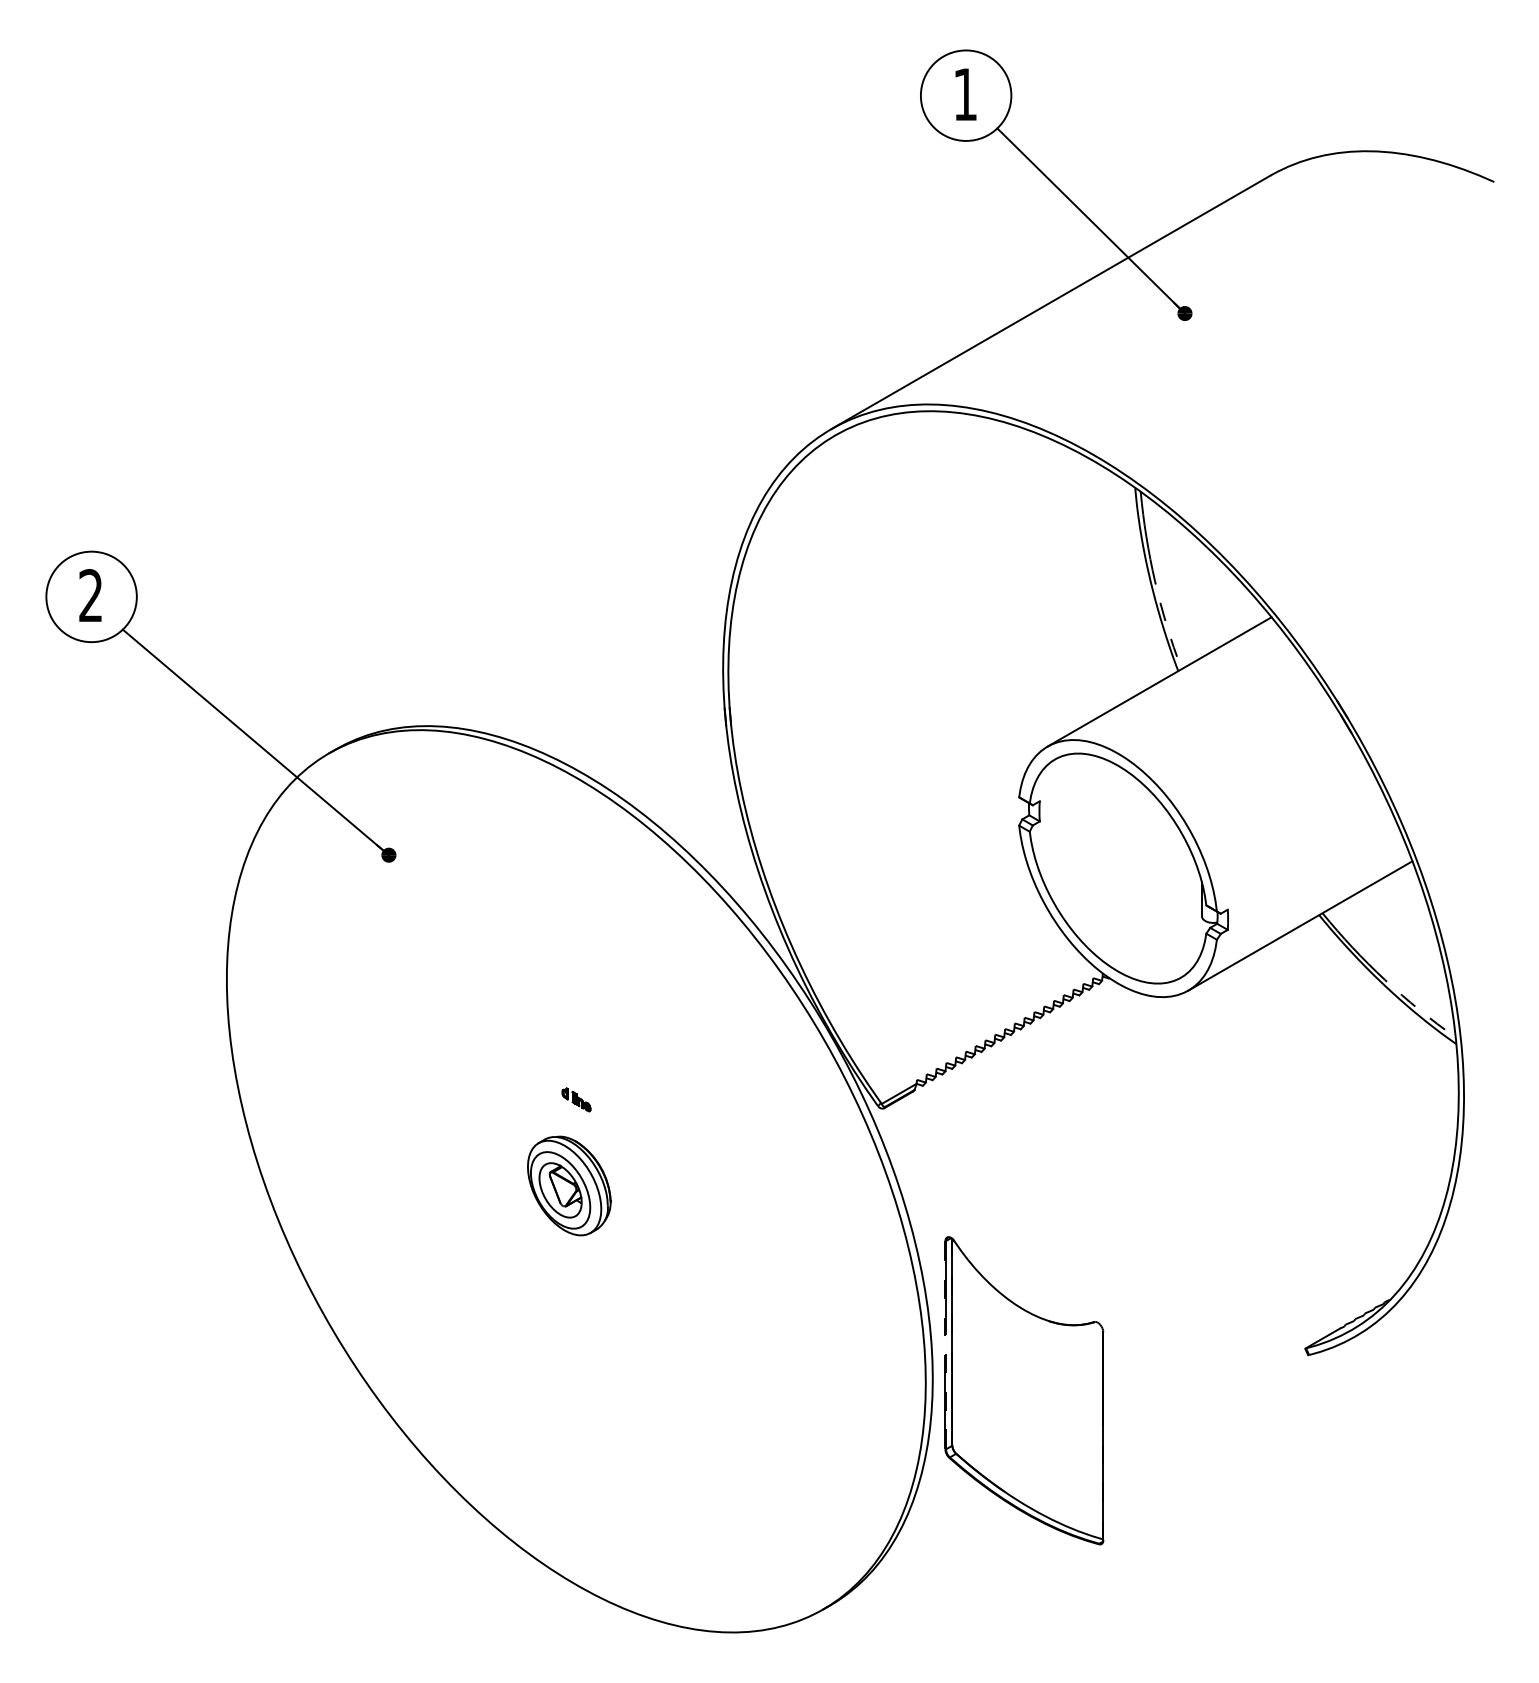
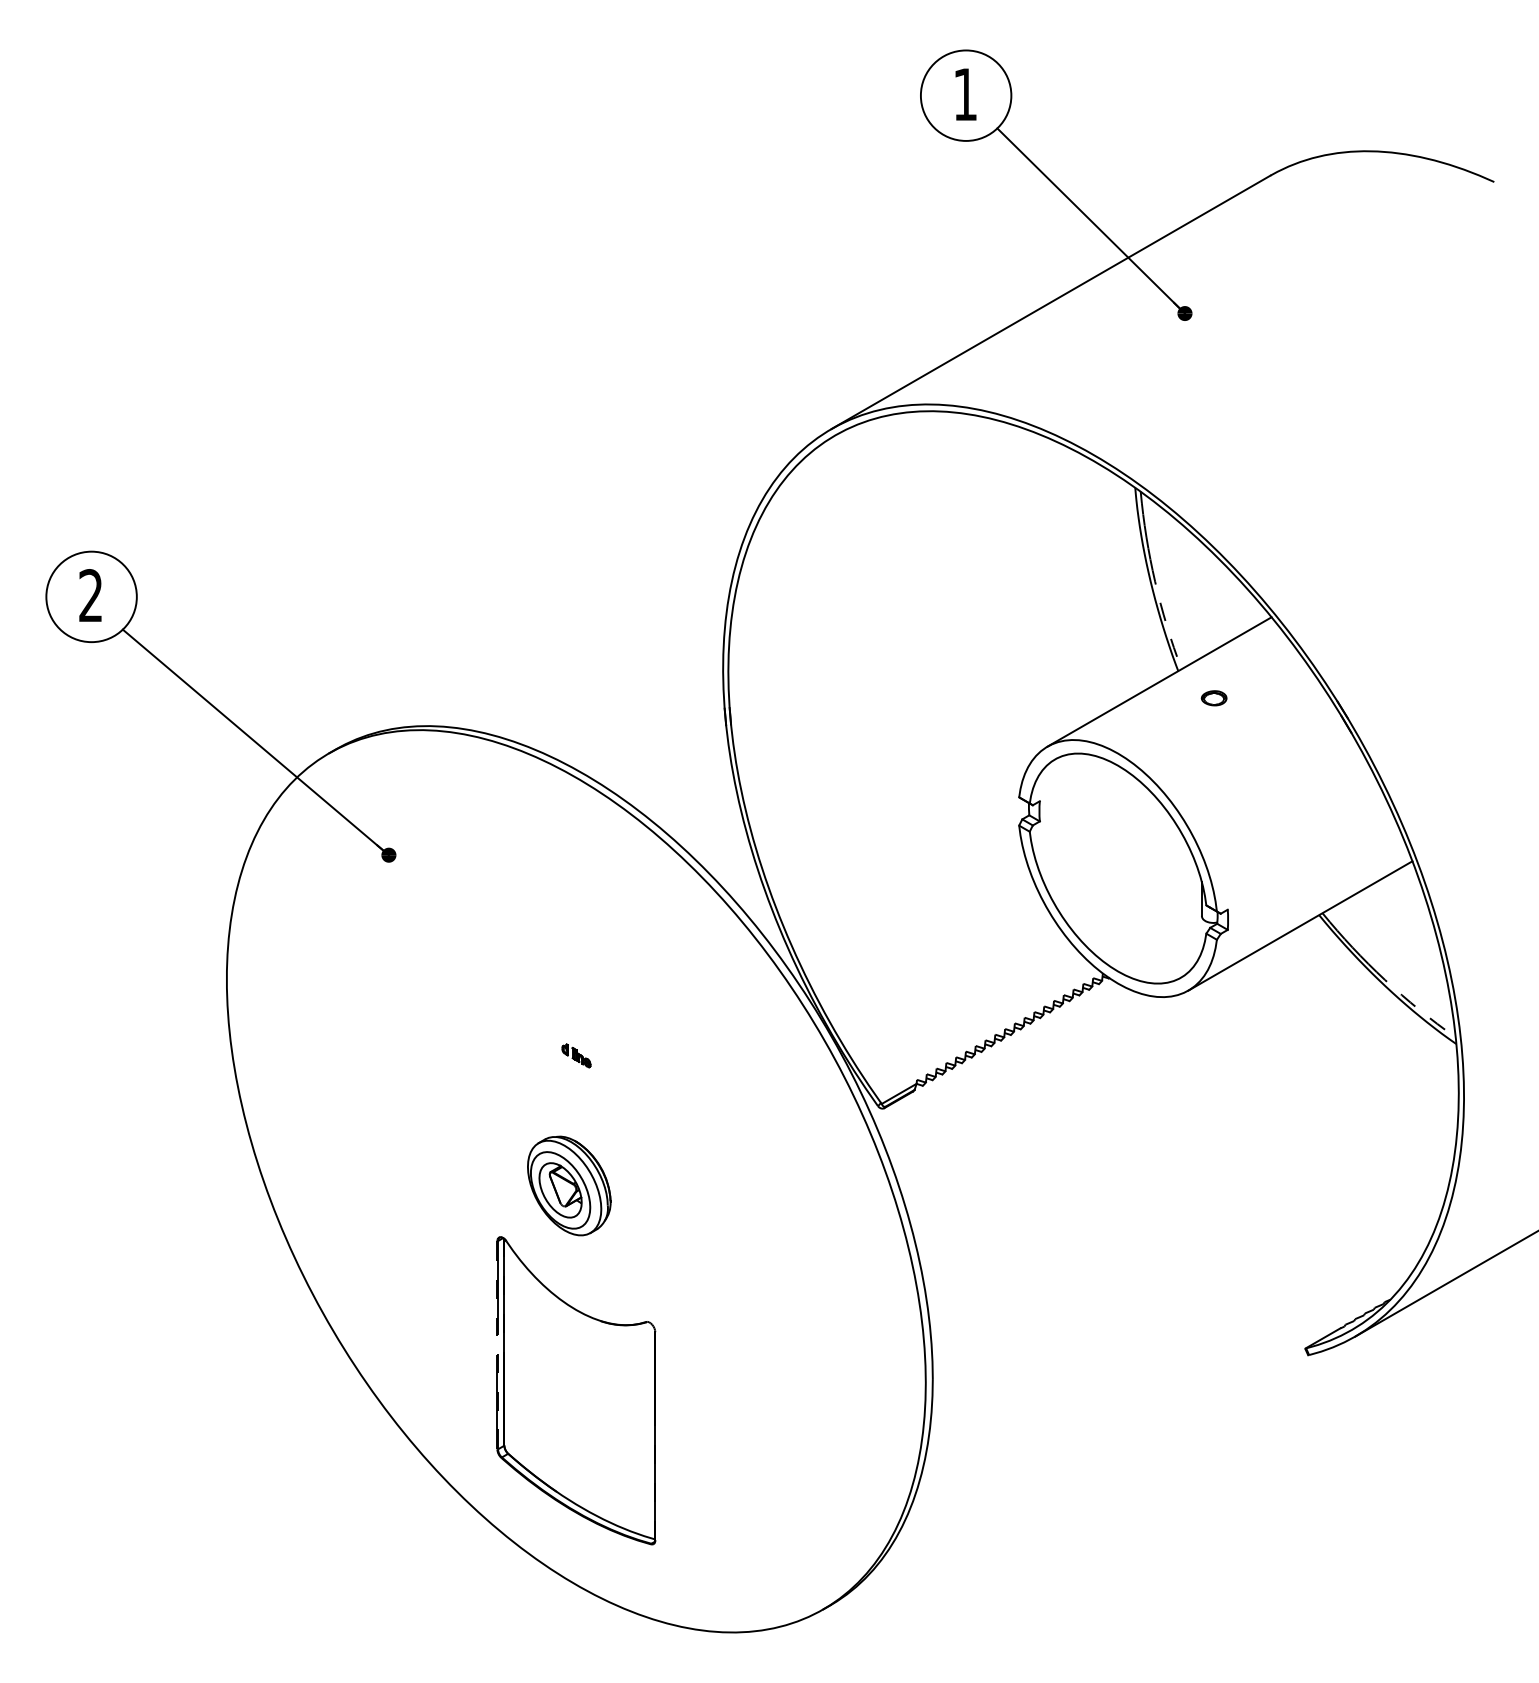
part: none -> present (1213, 698)
part position: (576, 1099) -> (576, 1055) (576, 1055)
line: none -> present (1445, 1284)
part position: (1024, 1390) -> (576, 1390) (576, 1390)
